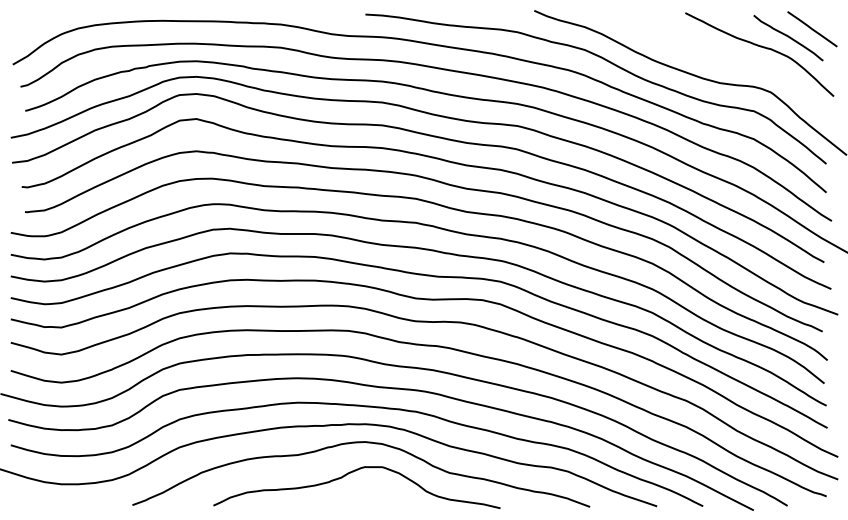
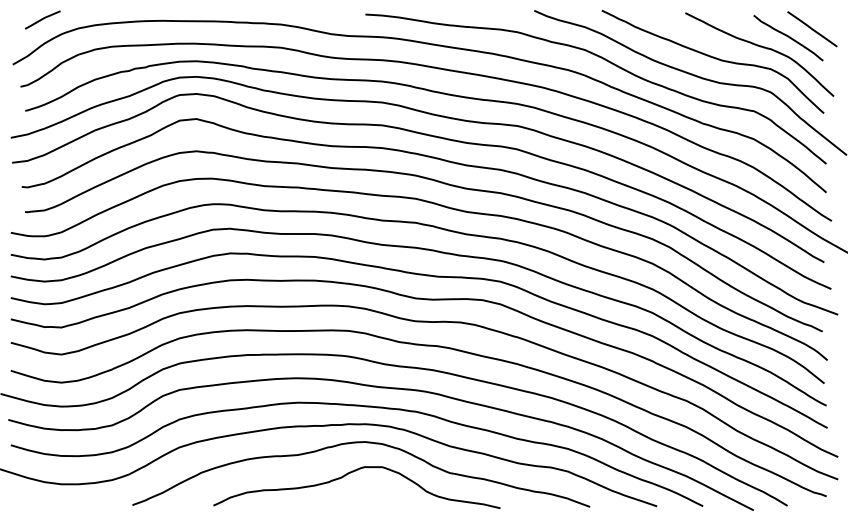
line: none -> present (42, 19)
curve: none -> present (712, 58)
